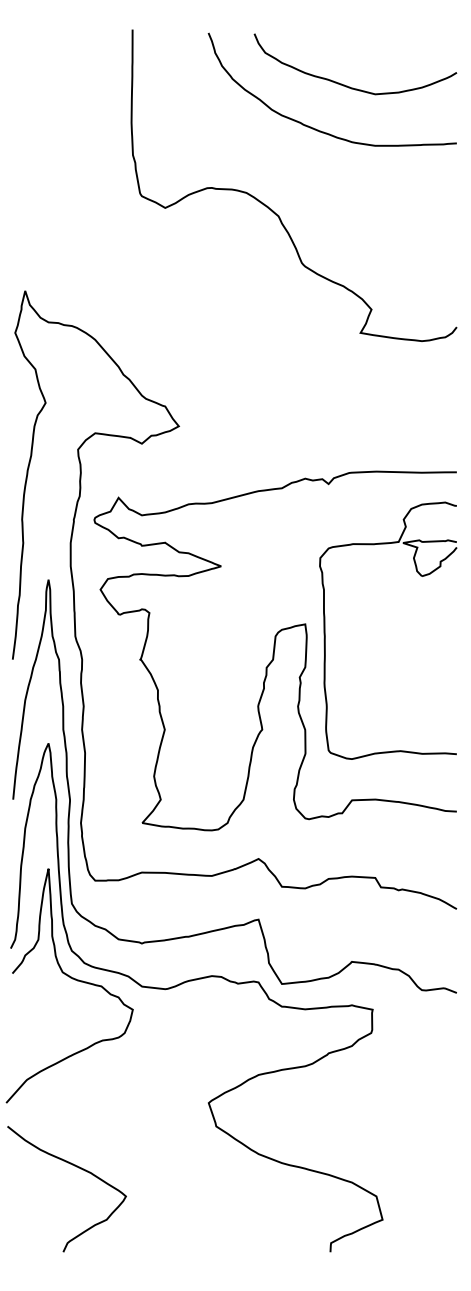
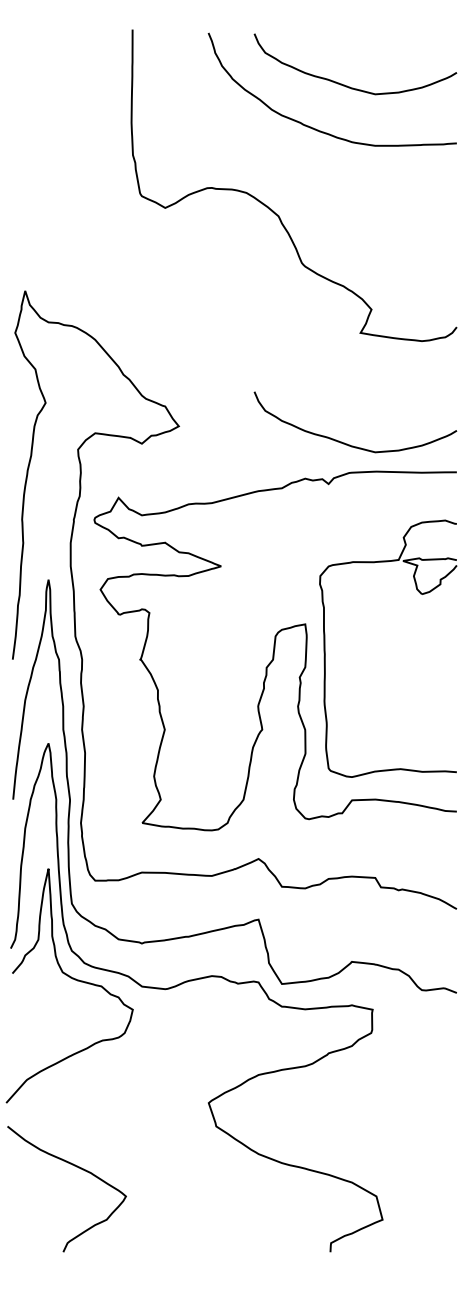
curve: none -> present (347, 443)
part position: (420, 576) -> (420, 594) (420, 594)
